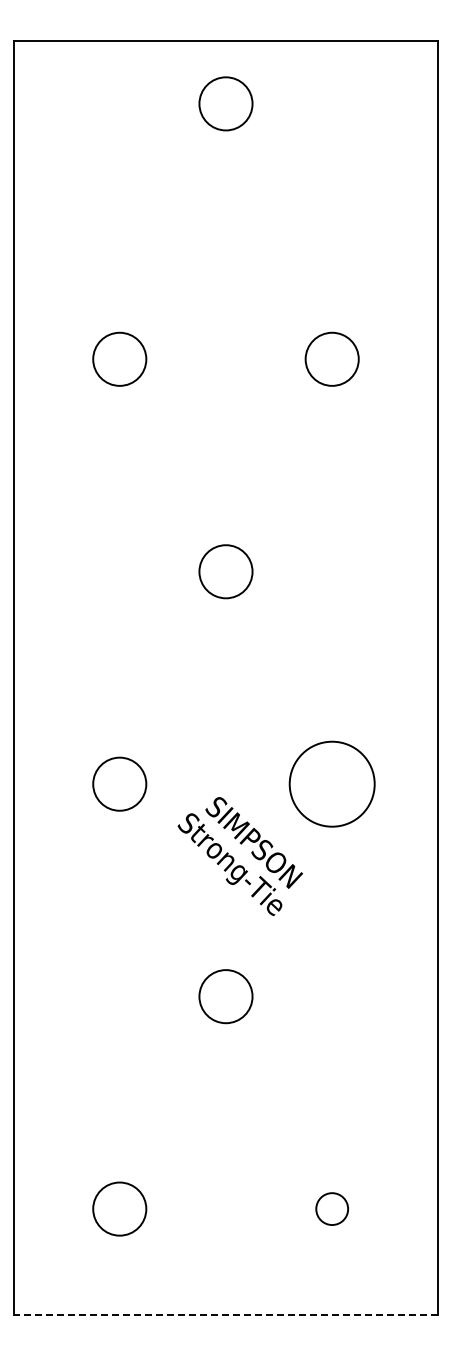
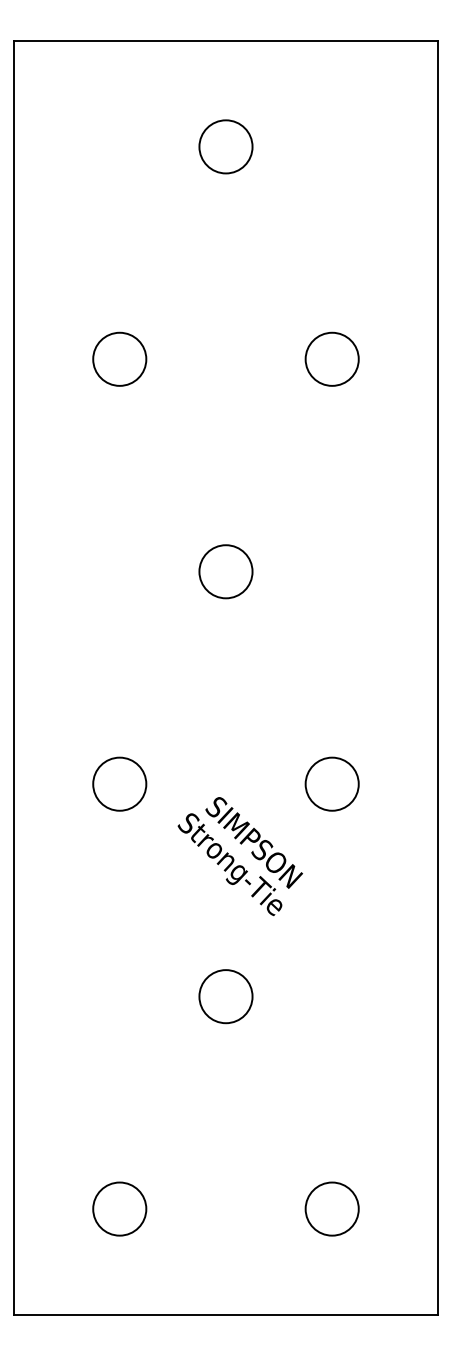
circle position: (225, 103) -> (225, 146) (225, 146)
circle diameter: 85 px -> 53 px (331, 783)
circle diameter: 32 px -> 53 px (331, 1208)
line: dashed -> solid (225, 1315)
